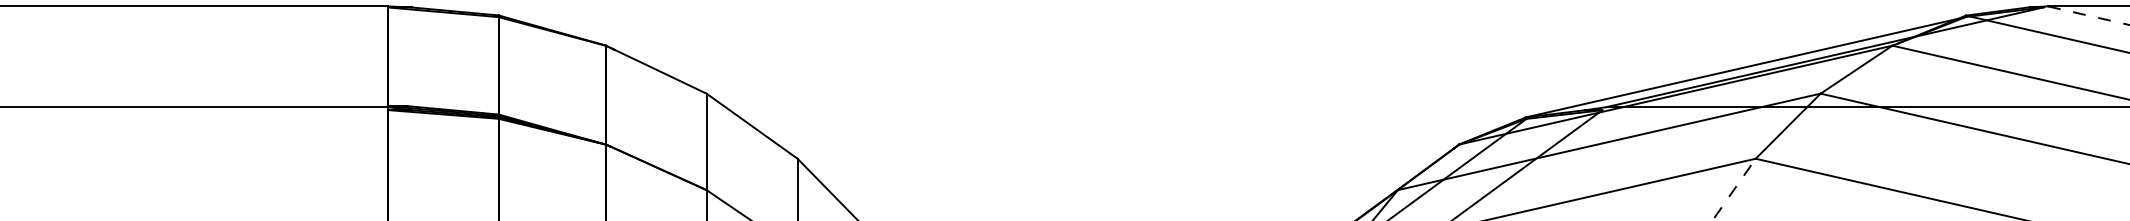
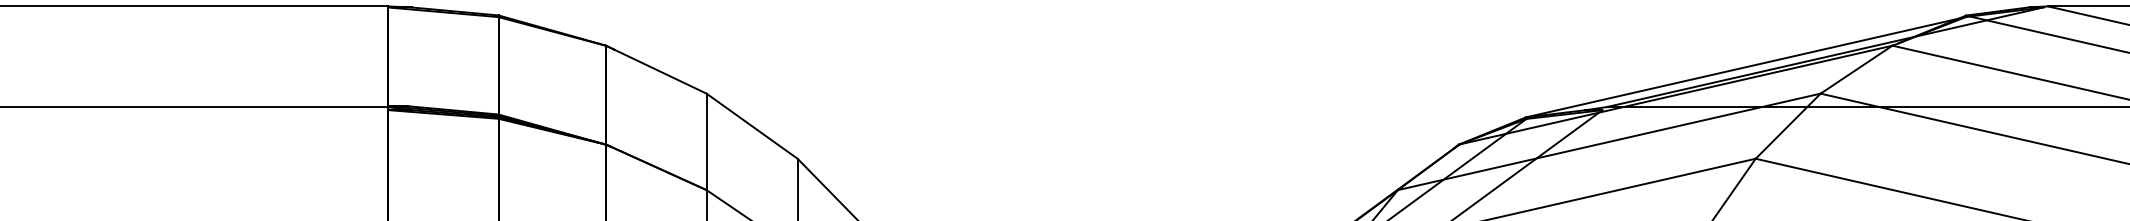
line: dashed -> solid (2088, 15)
line: dashed -> solid (1734, 189)
